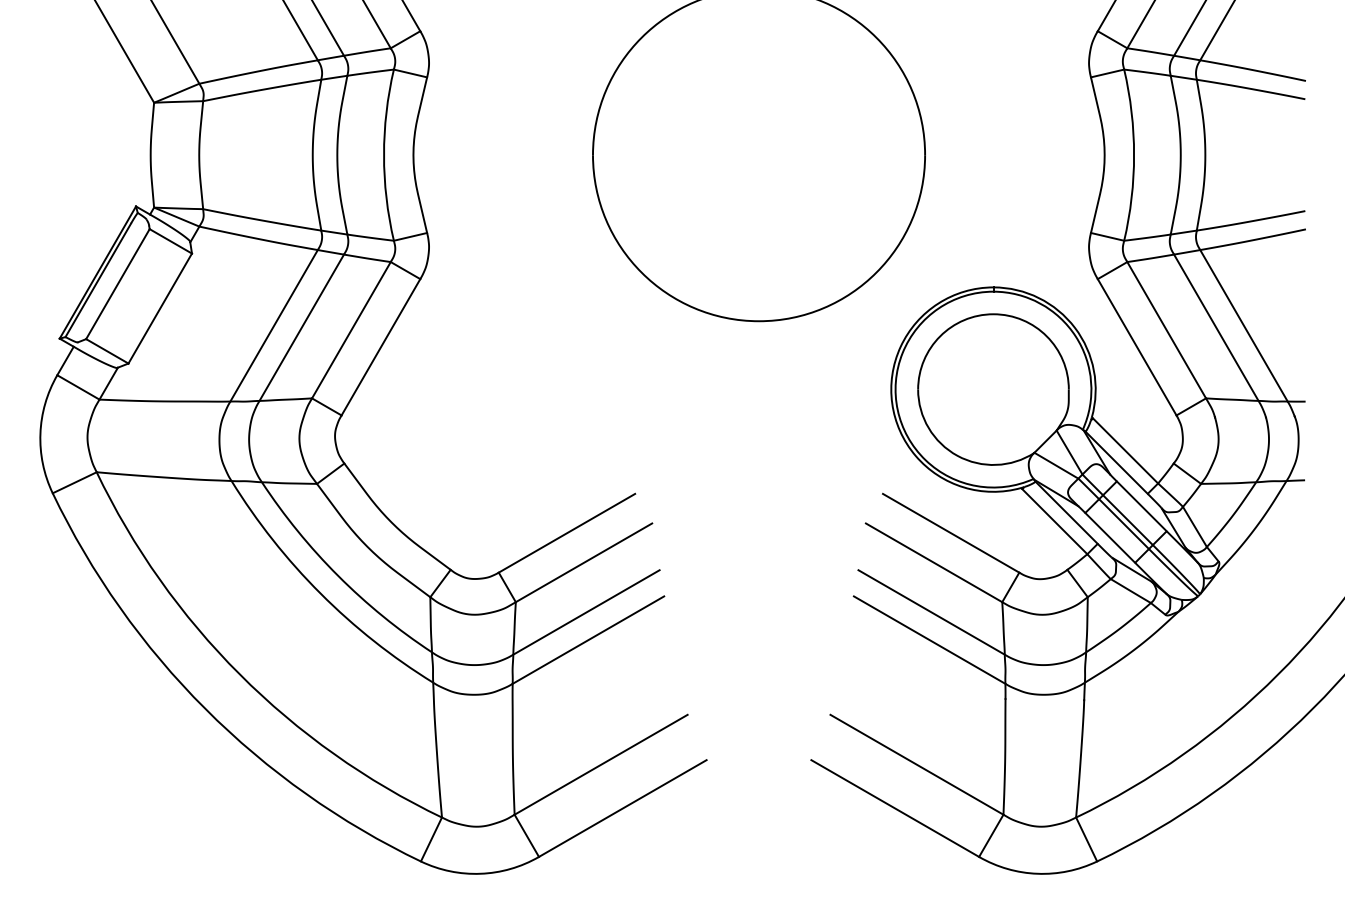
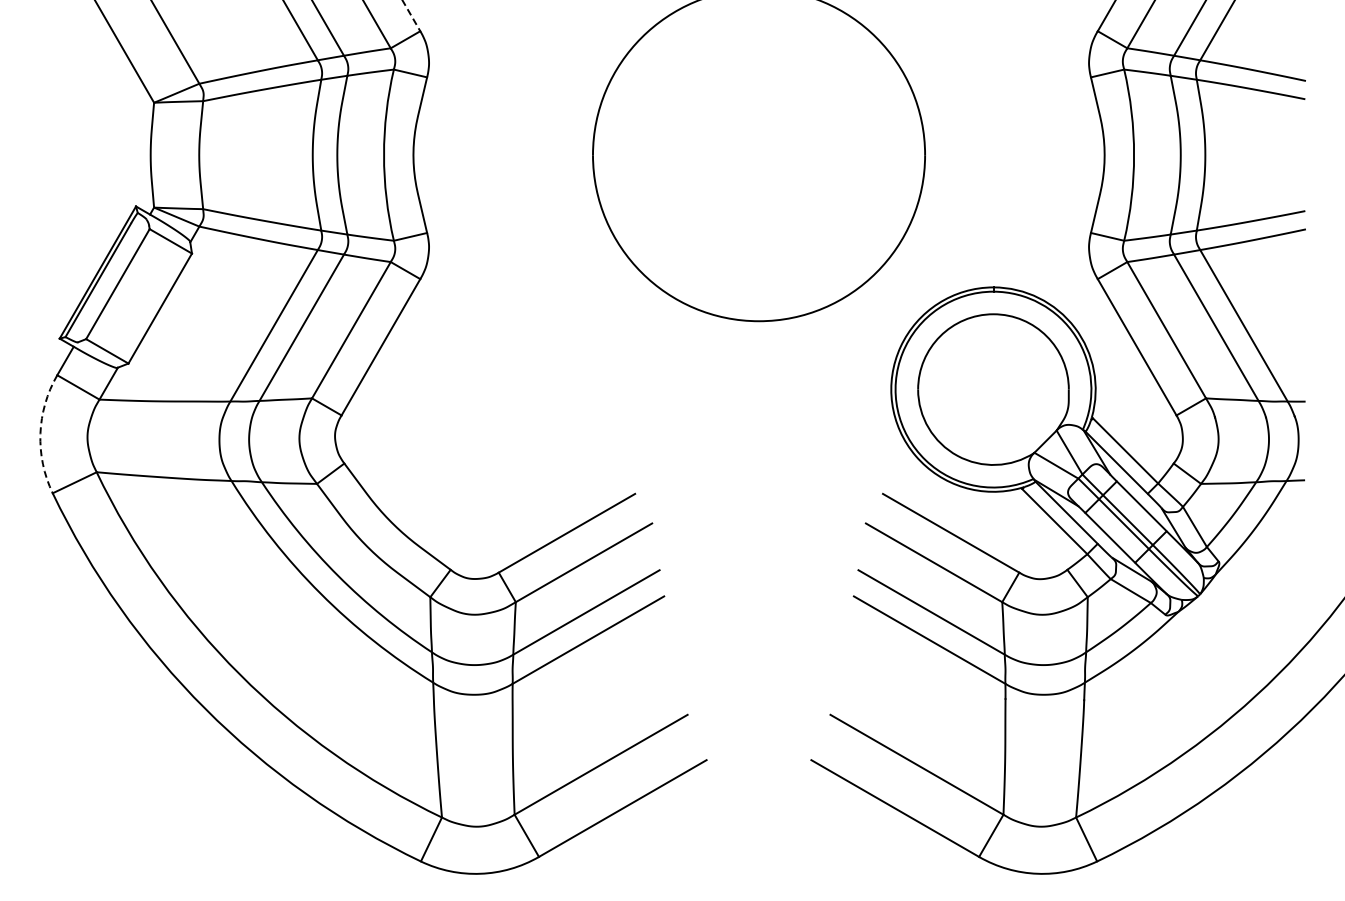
line: solid -> dashed (411, 15)
arc: solid -> dashed (40, 433)
